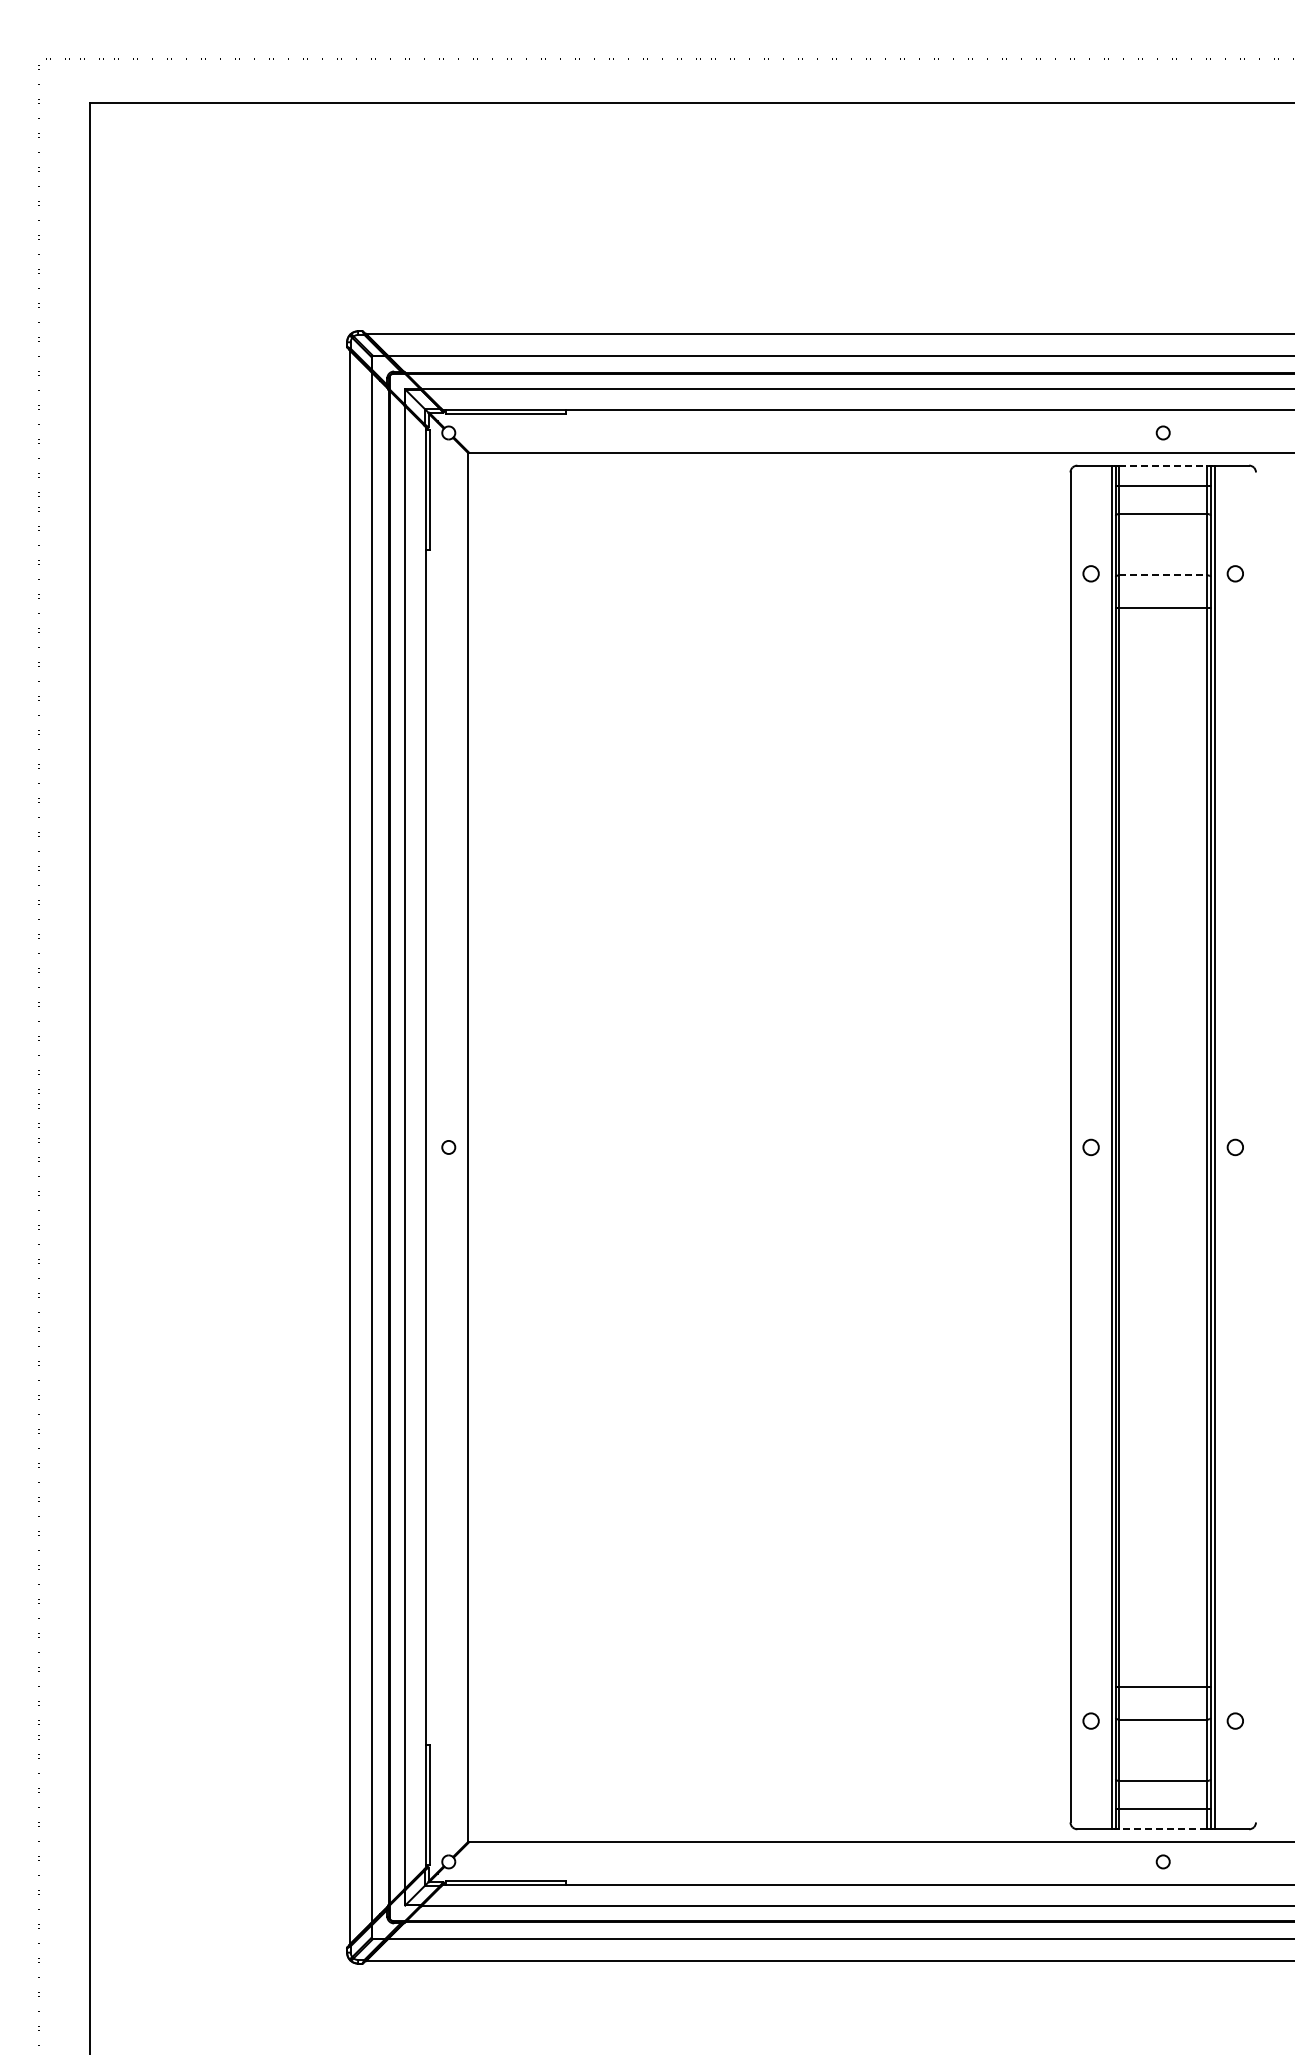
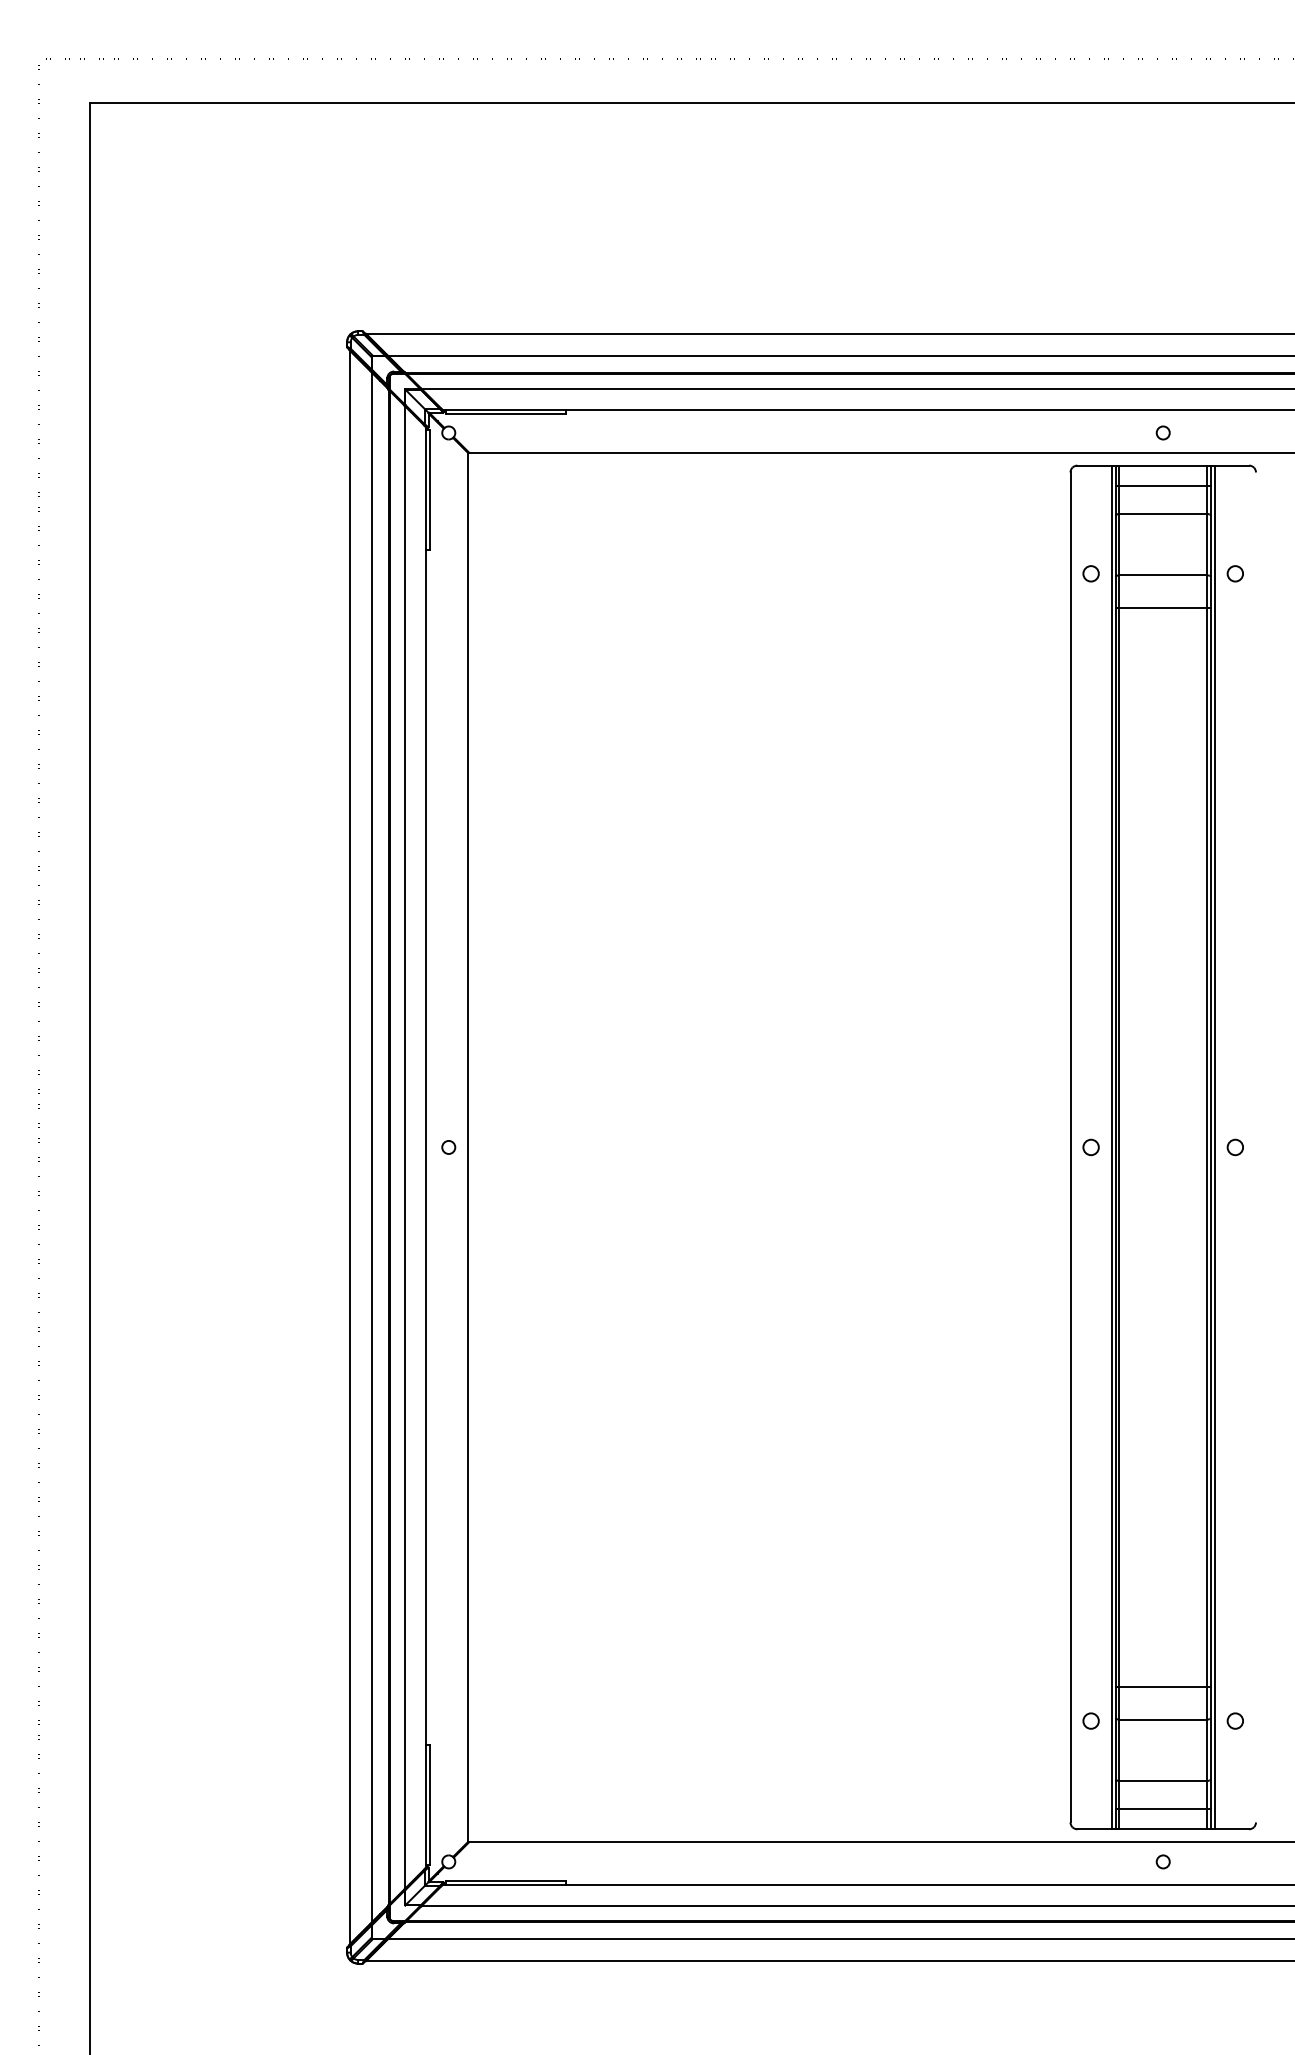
line: dashed -> solid (1163, 465)
line: dashed -> solid (1163, 575)
line: dashed -> solid (1163, 1829)
